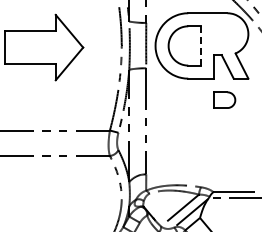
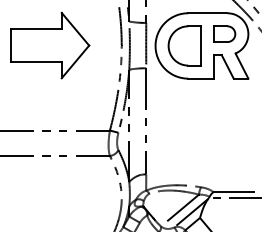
line: dashed -> solid (201, 45)
part position: (44, 47) -> (50, 45) (50, 45)
part position: (224, 99) -> (224, 33) (224, 33)
